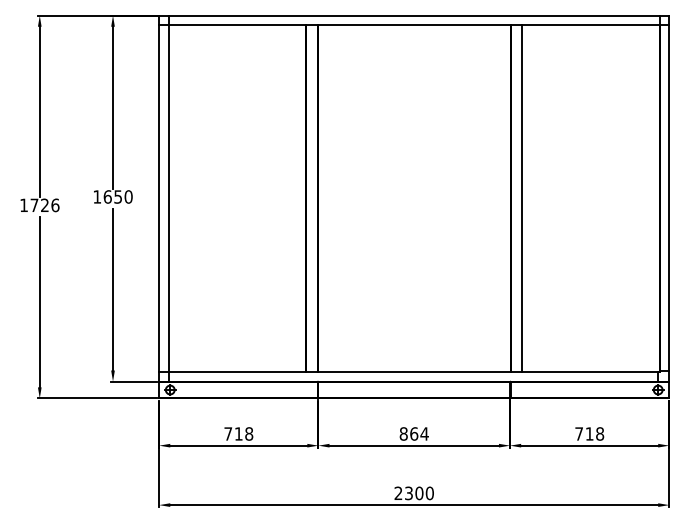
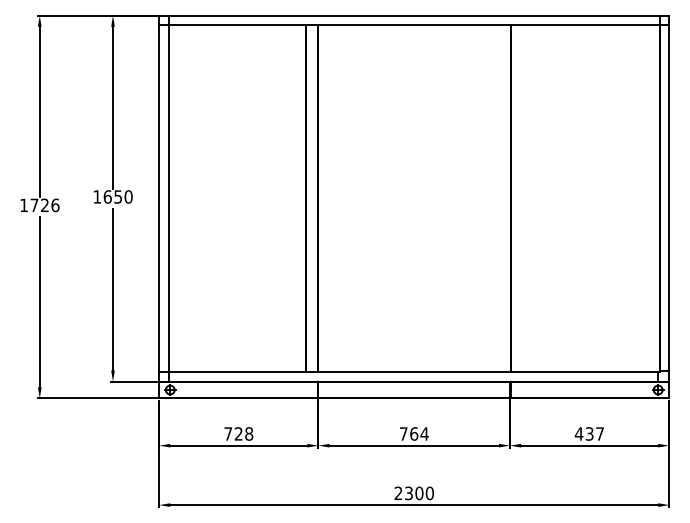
line: present -> none (522, 198)
text: 718 -> 728 (238, 433)
text: 864 -> 764 (403, 433)
text: 718 -> 437 (589, 433)
